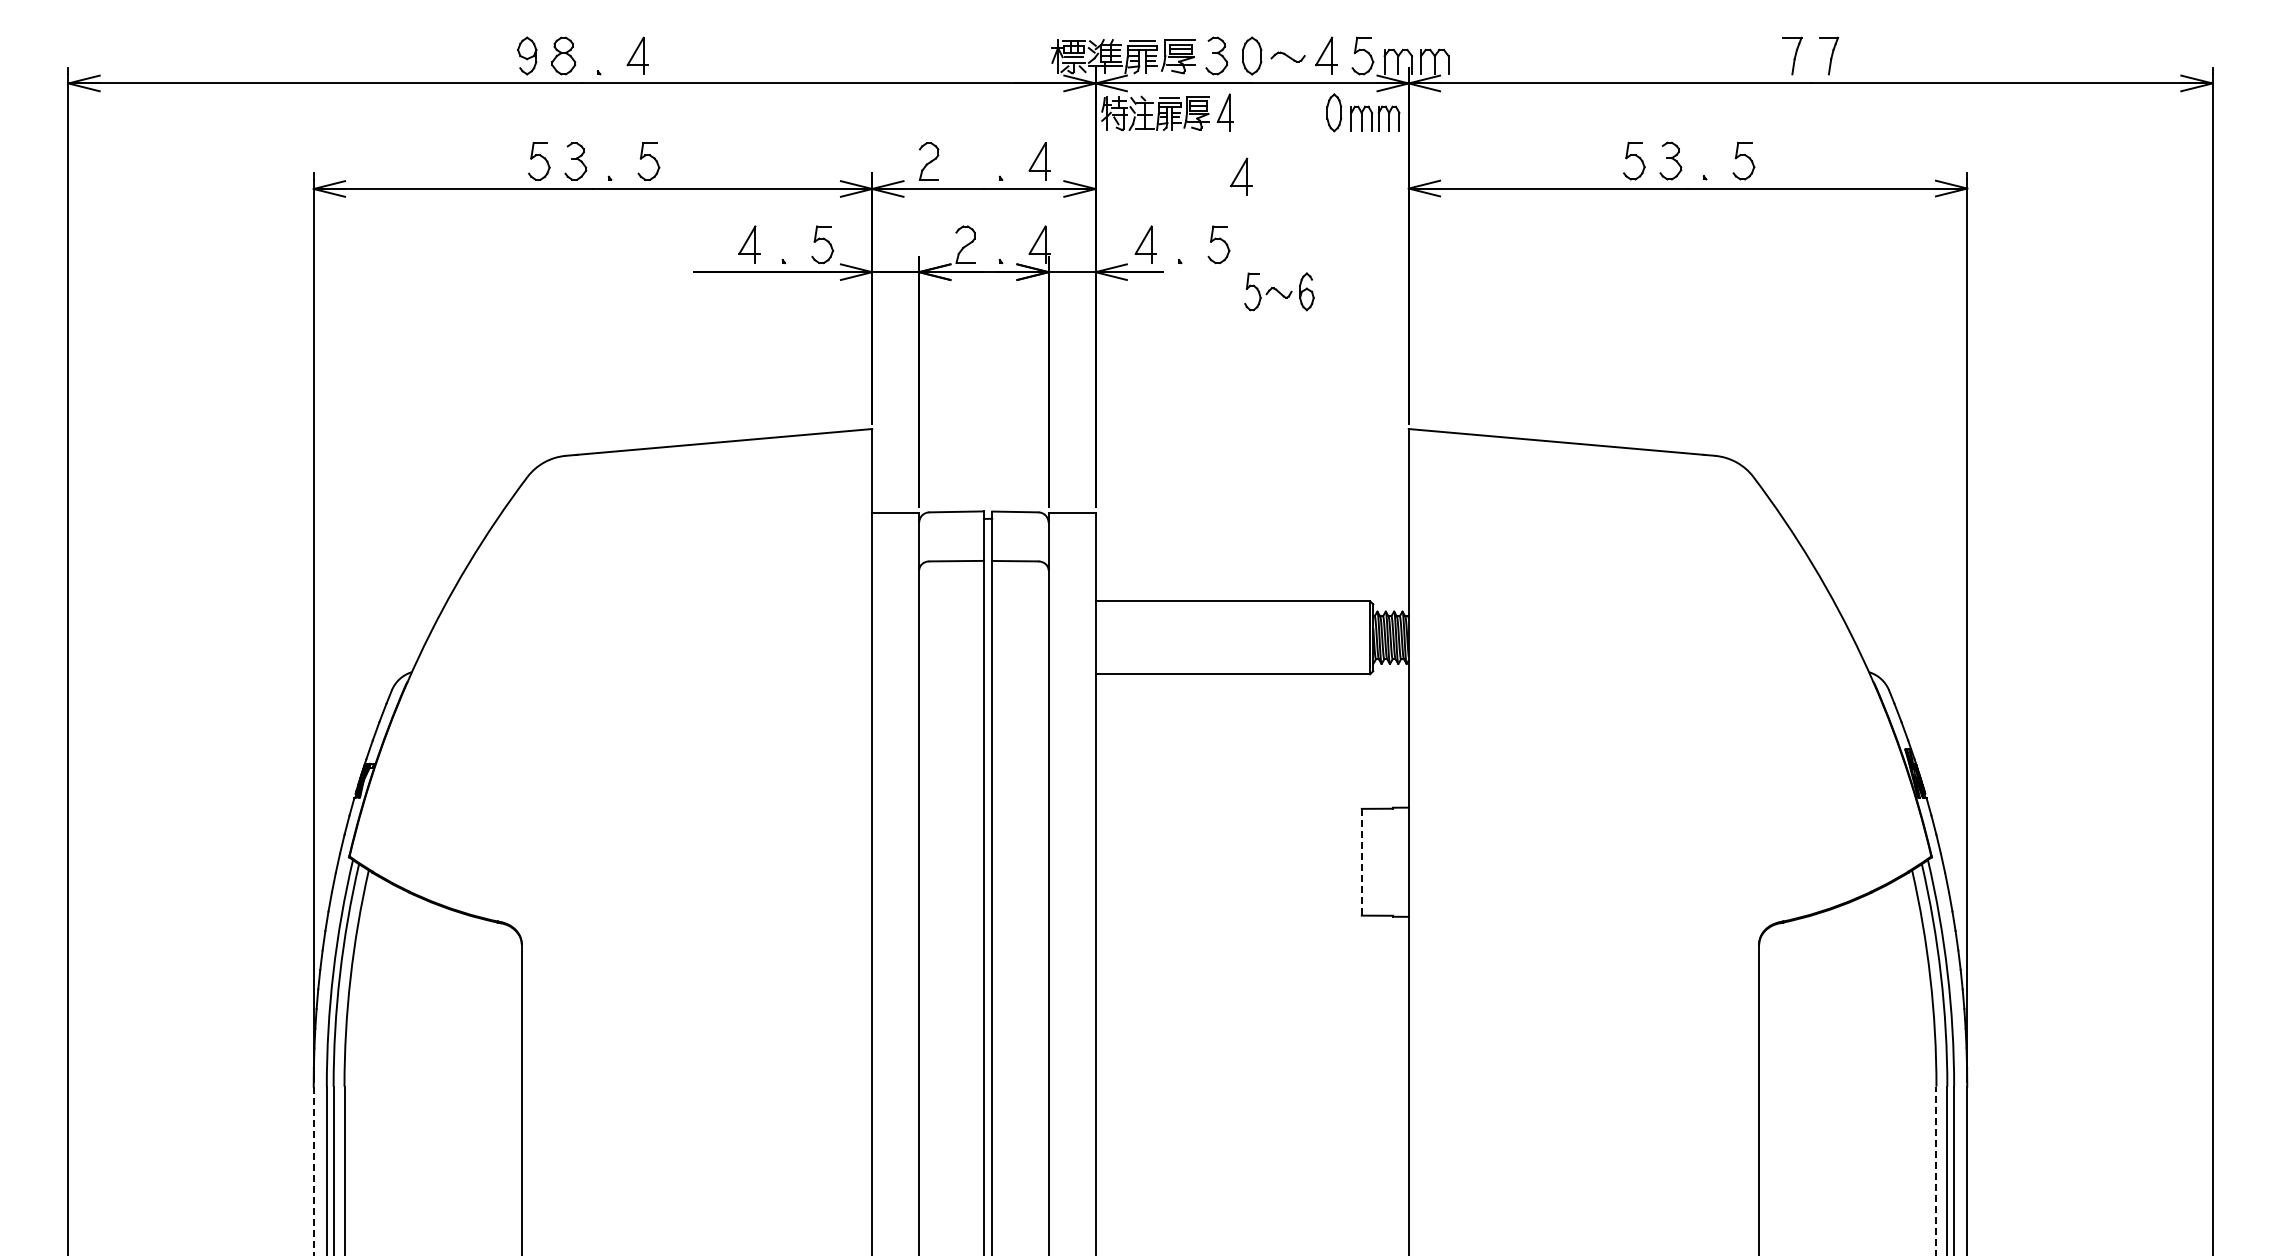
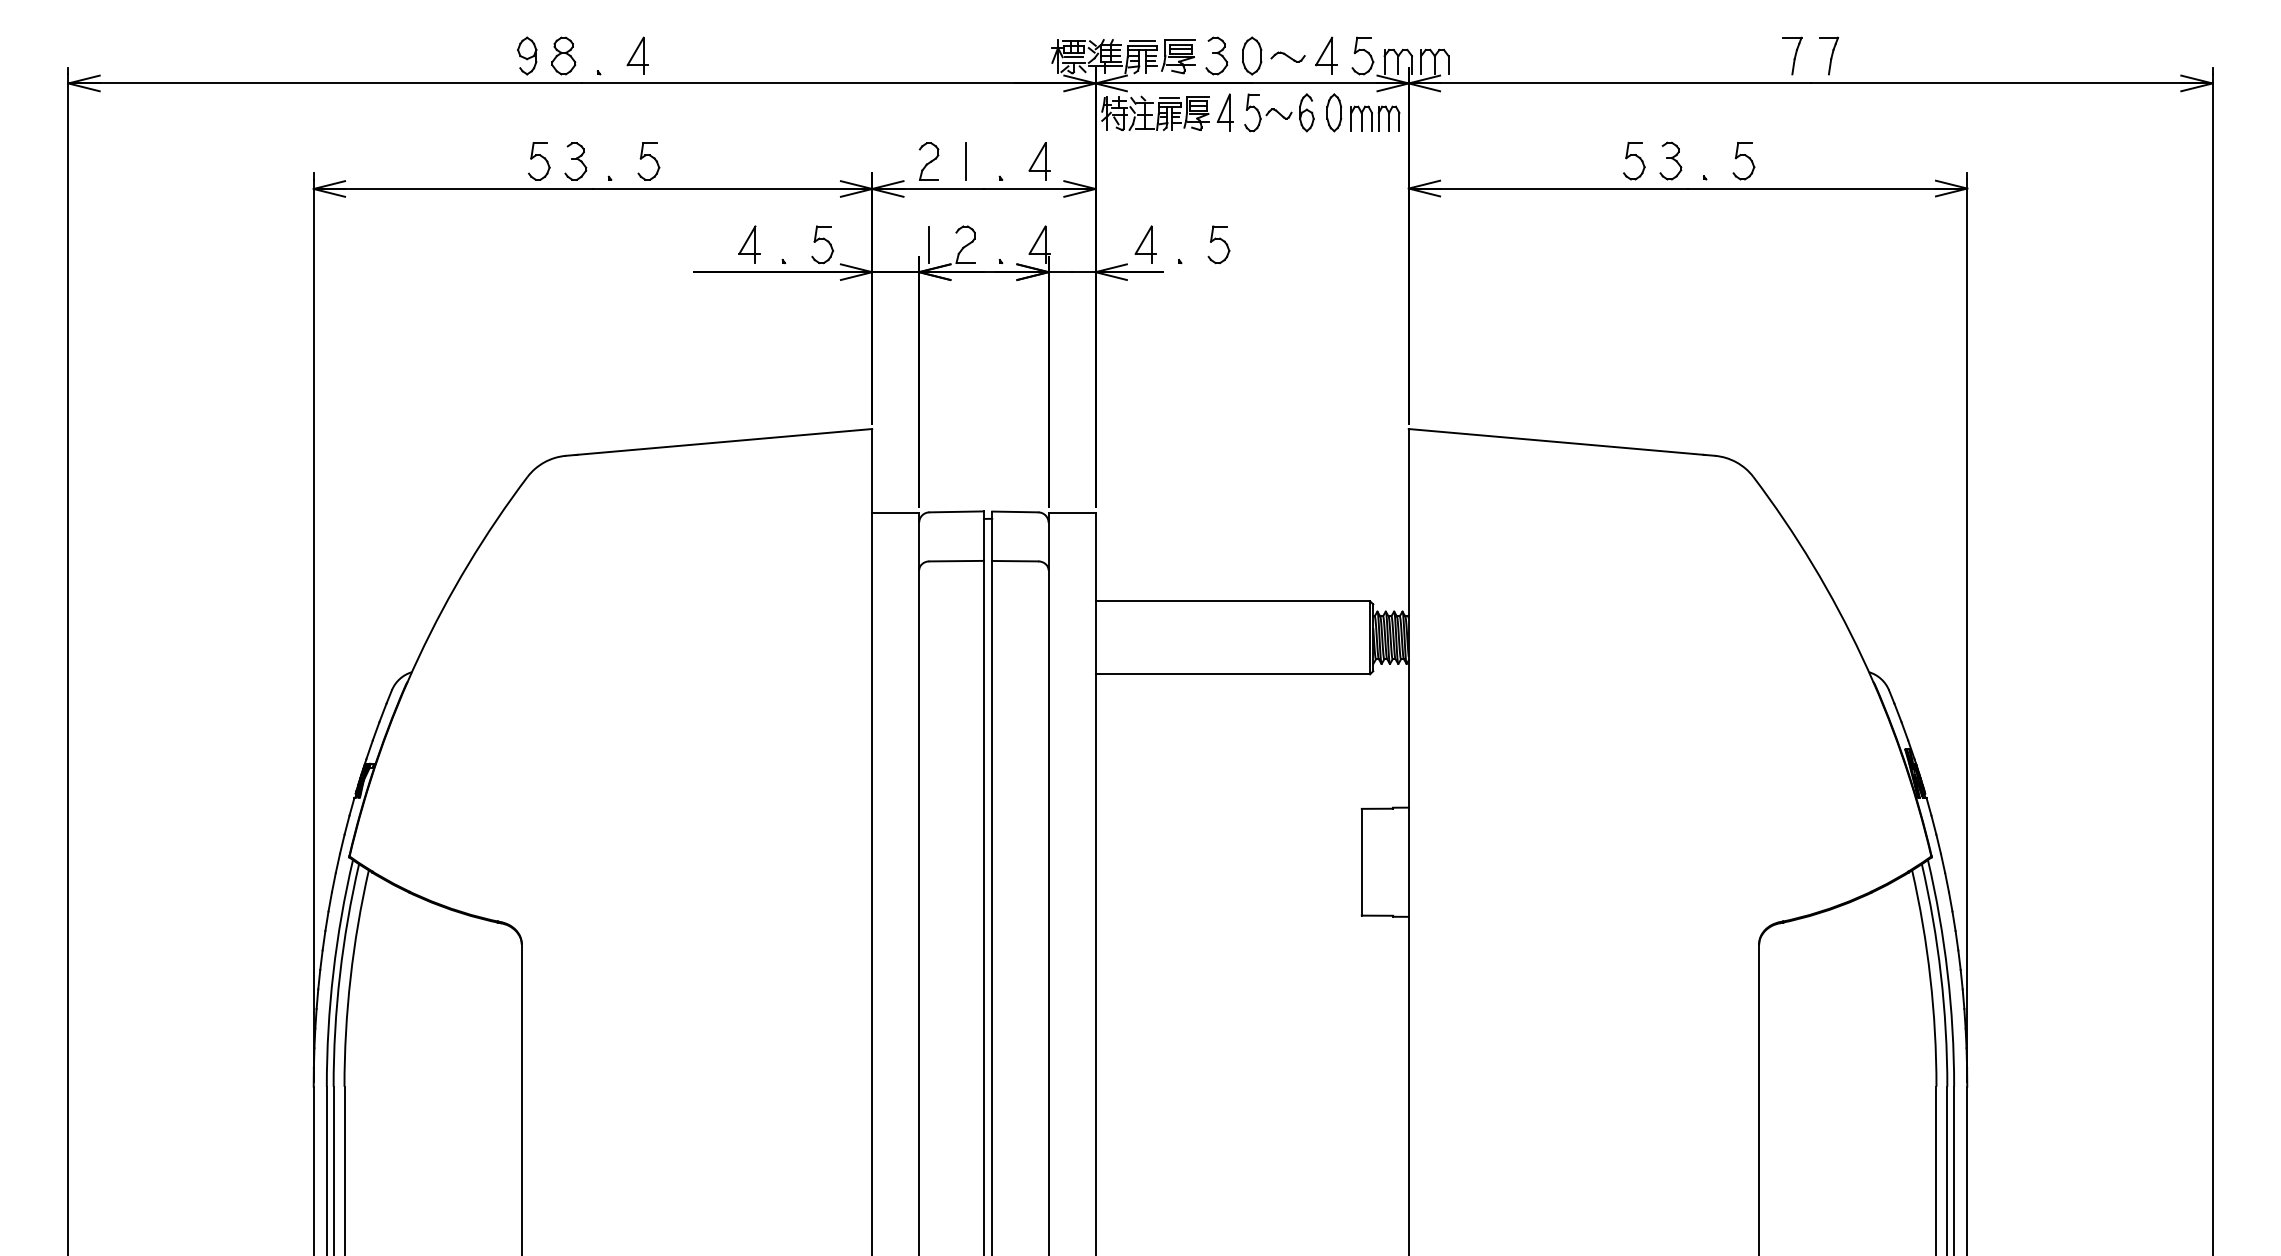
line: none -> present (965, 161)
part: present -> none (1241, 176)
line: none -> present (929, 244)
part position: (1279, 291) -> (1279, 112) (1279, 112)
line: dashed -> solid (1361, 862)
line: dashed -> solid (1936, 1170)
line: dashed -> solid (313, 1171)
